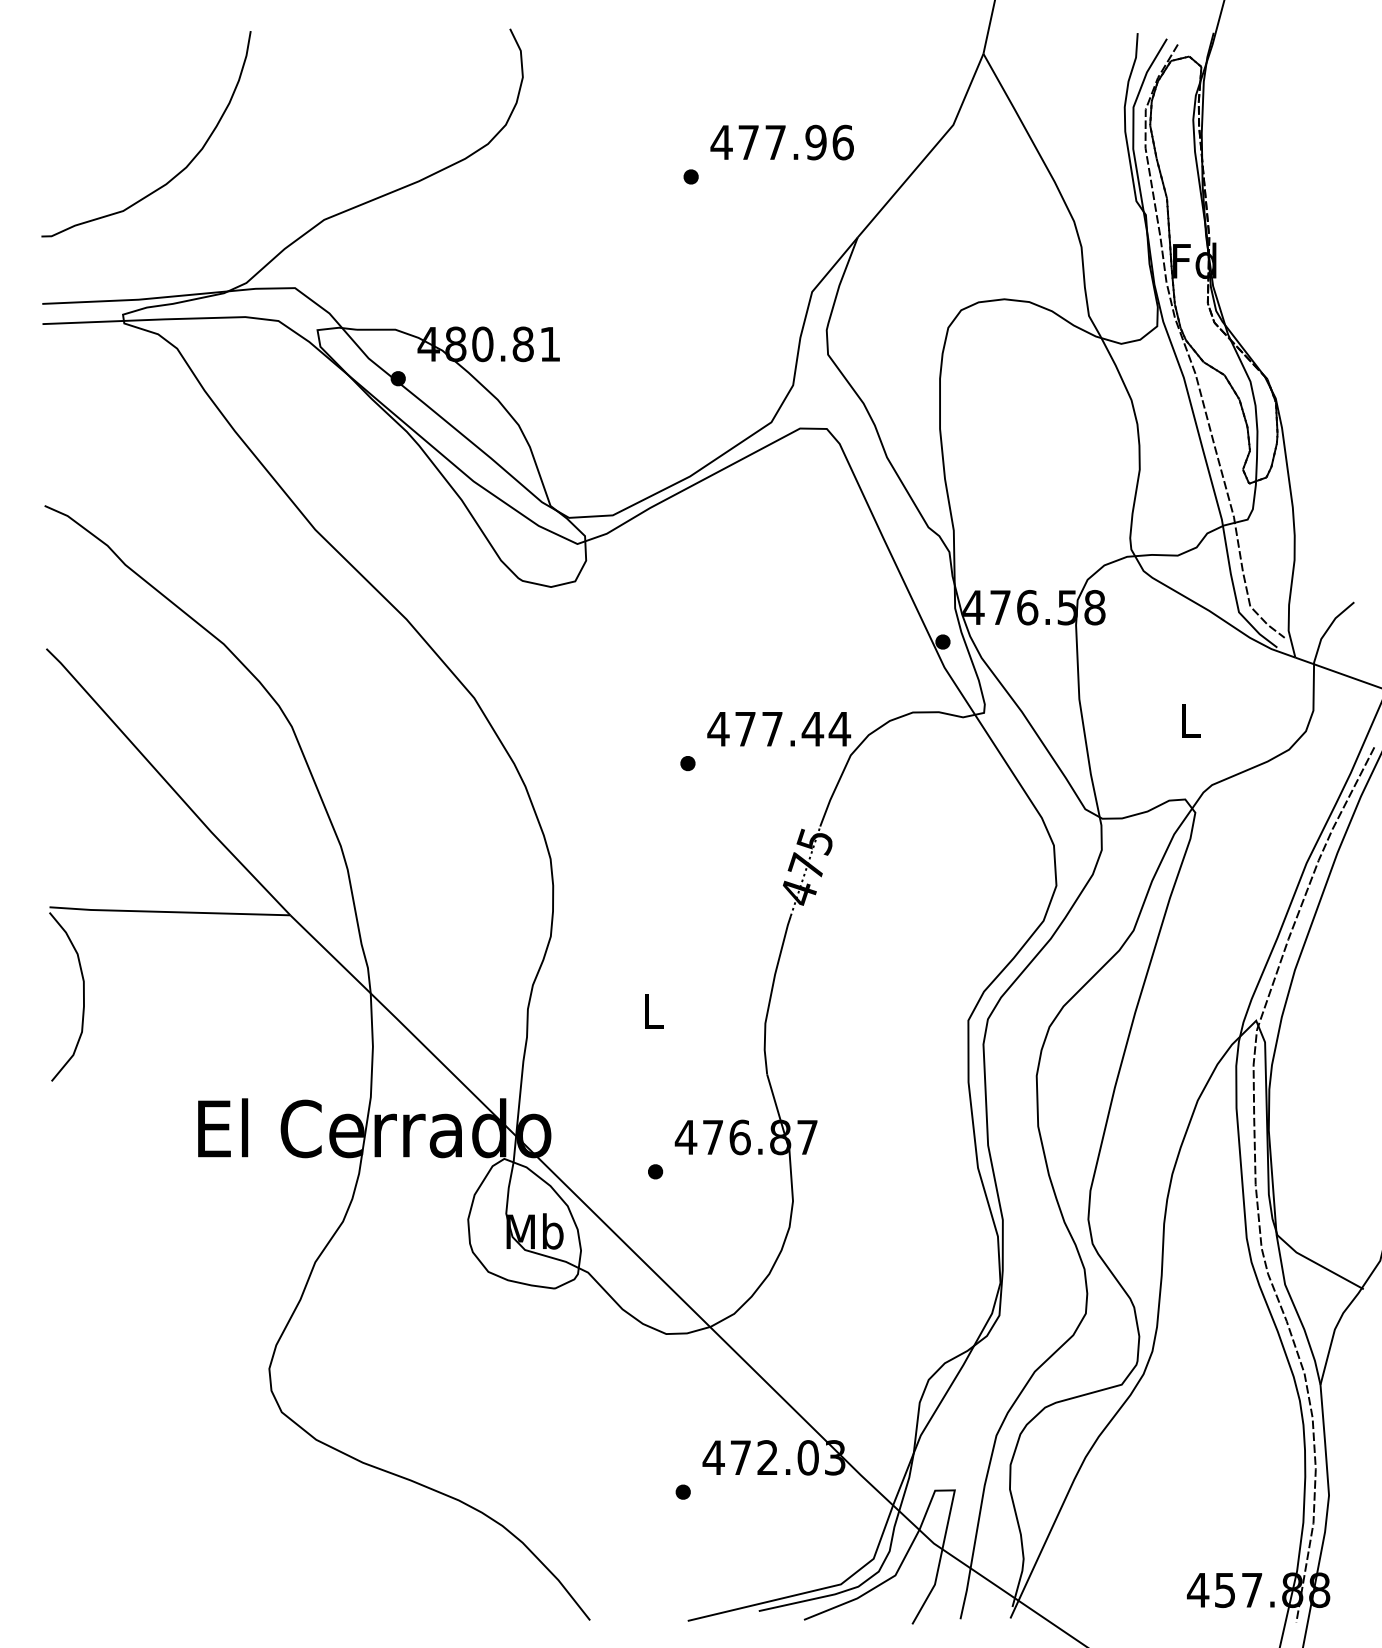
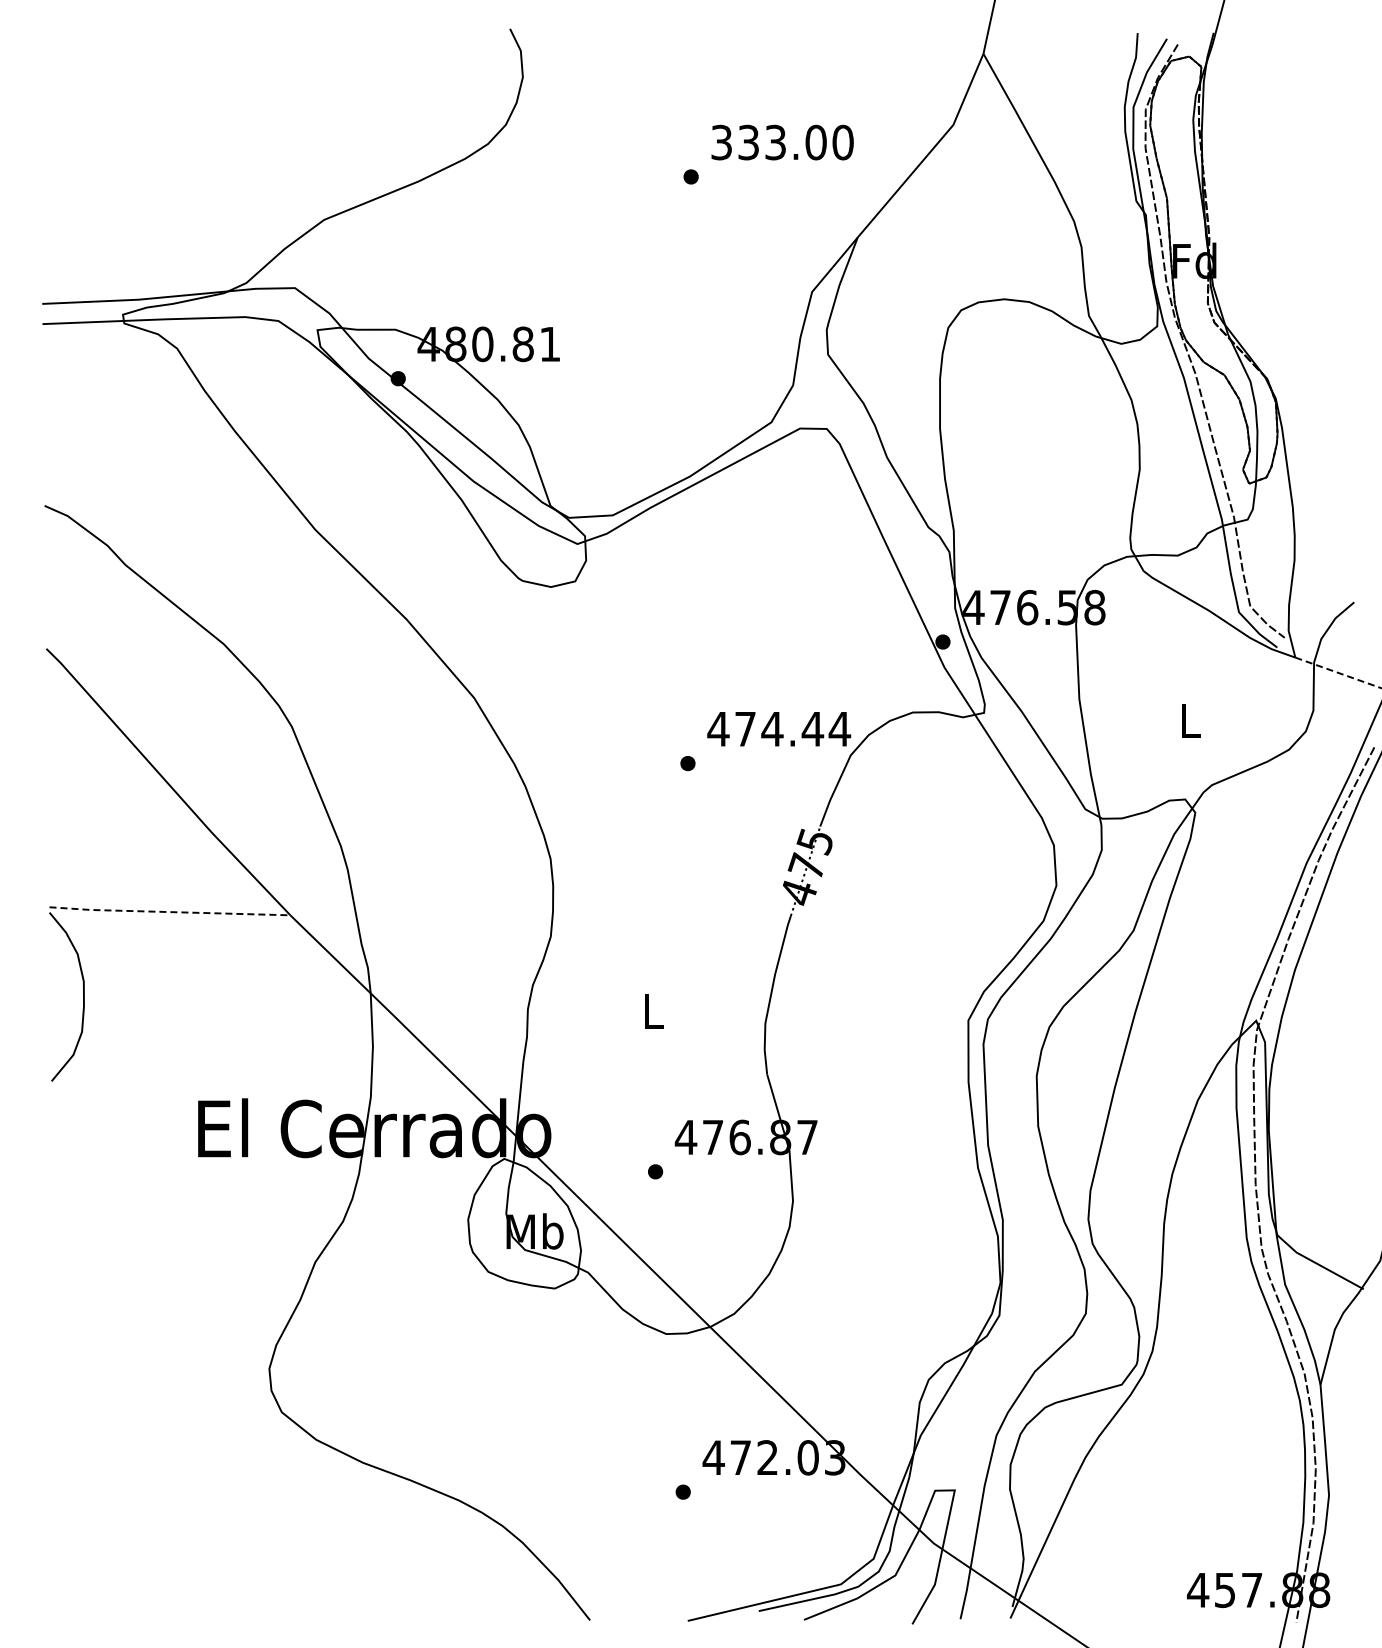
text: 477.96 -> 333.00 (781, 142)
curve: present -> none (179, 171)
line: solid -> dashed (1338, 672)
text: 477.44 -> 474.44 (772, 729)
line: solid -> dashed (169, 912)
